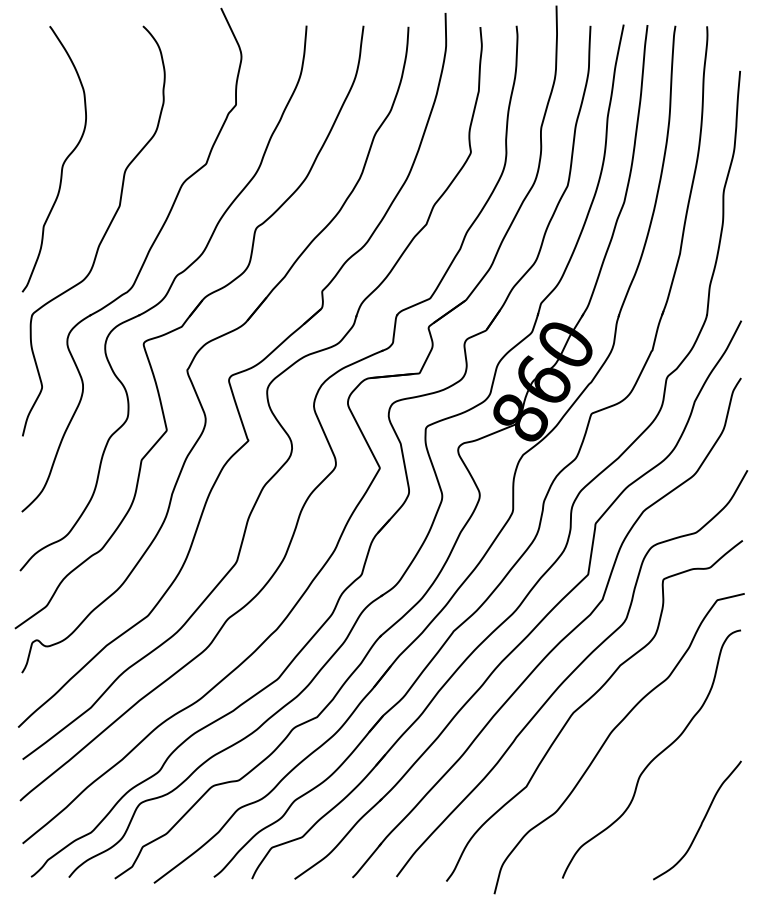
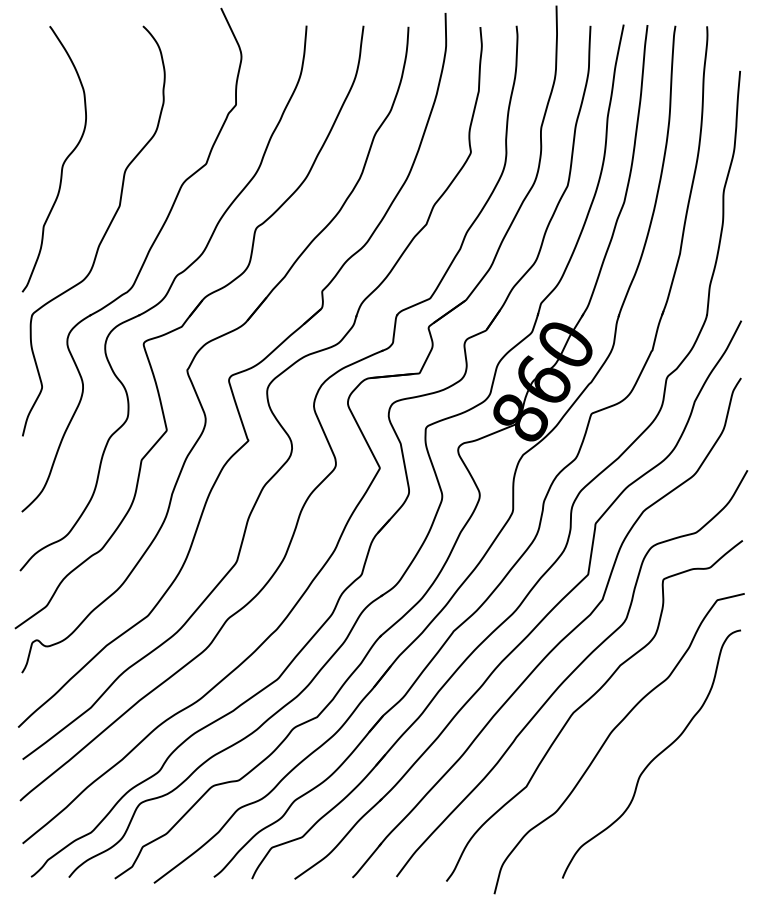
curve: present -> none (701, 821)
